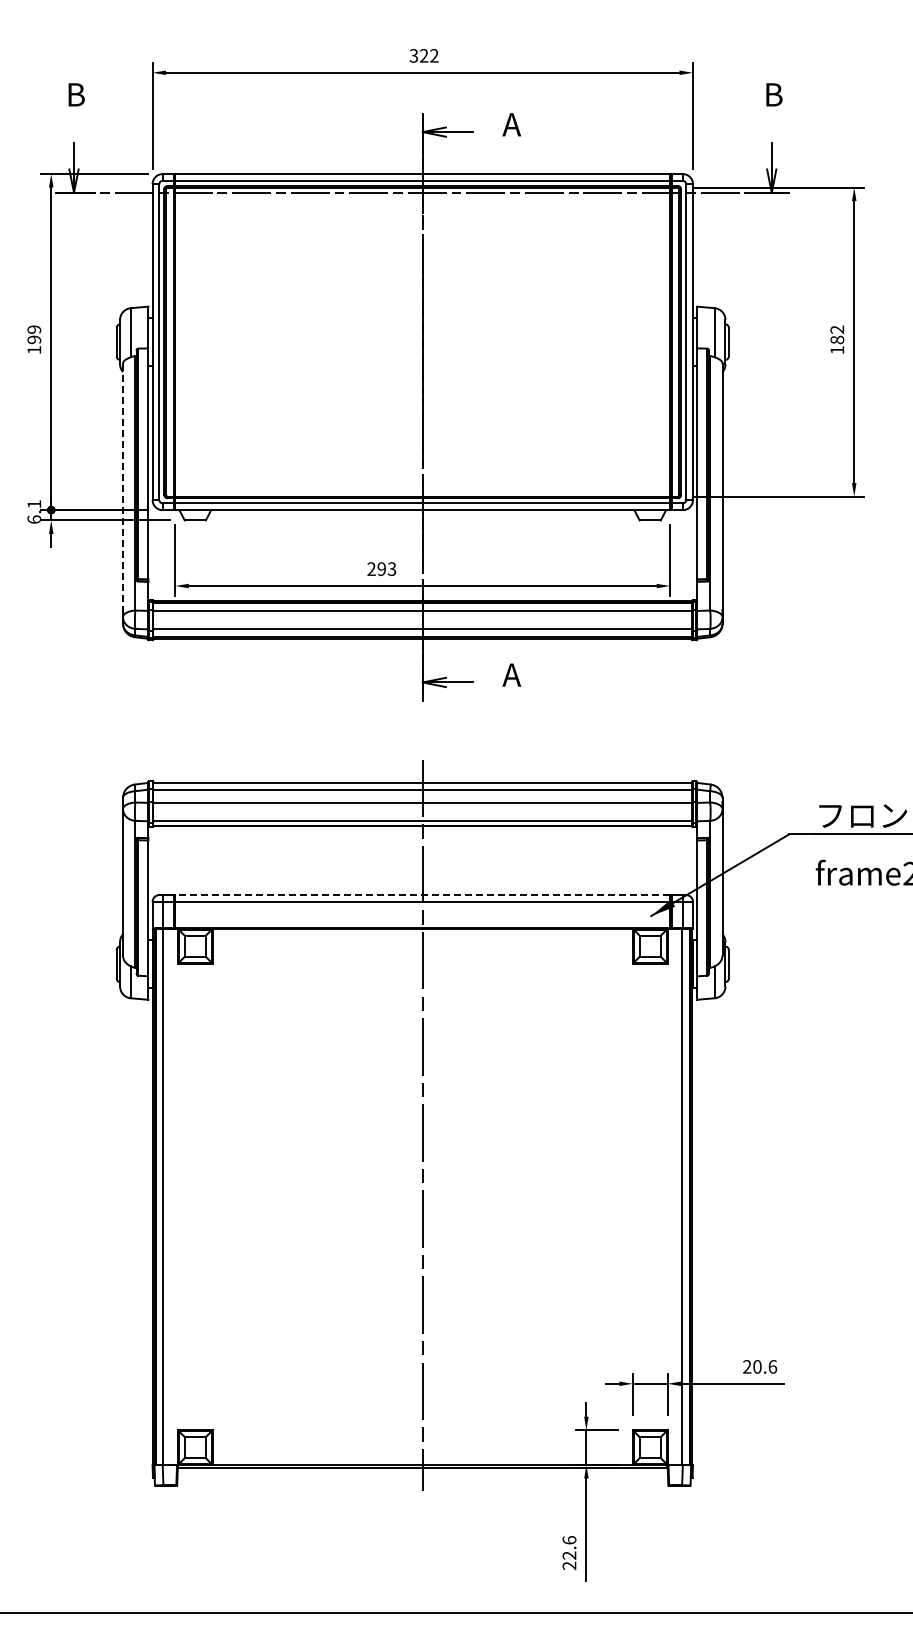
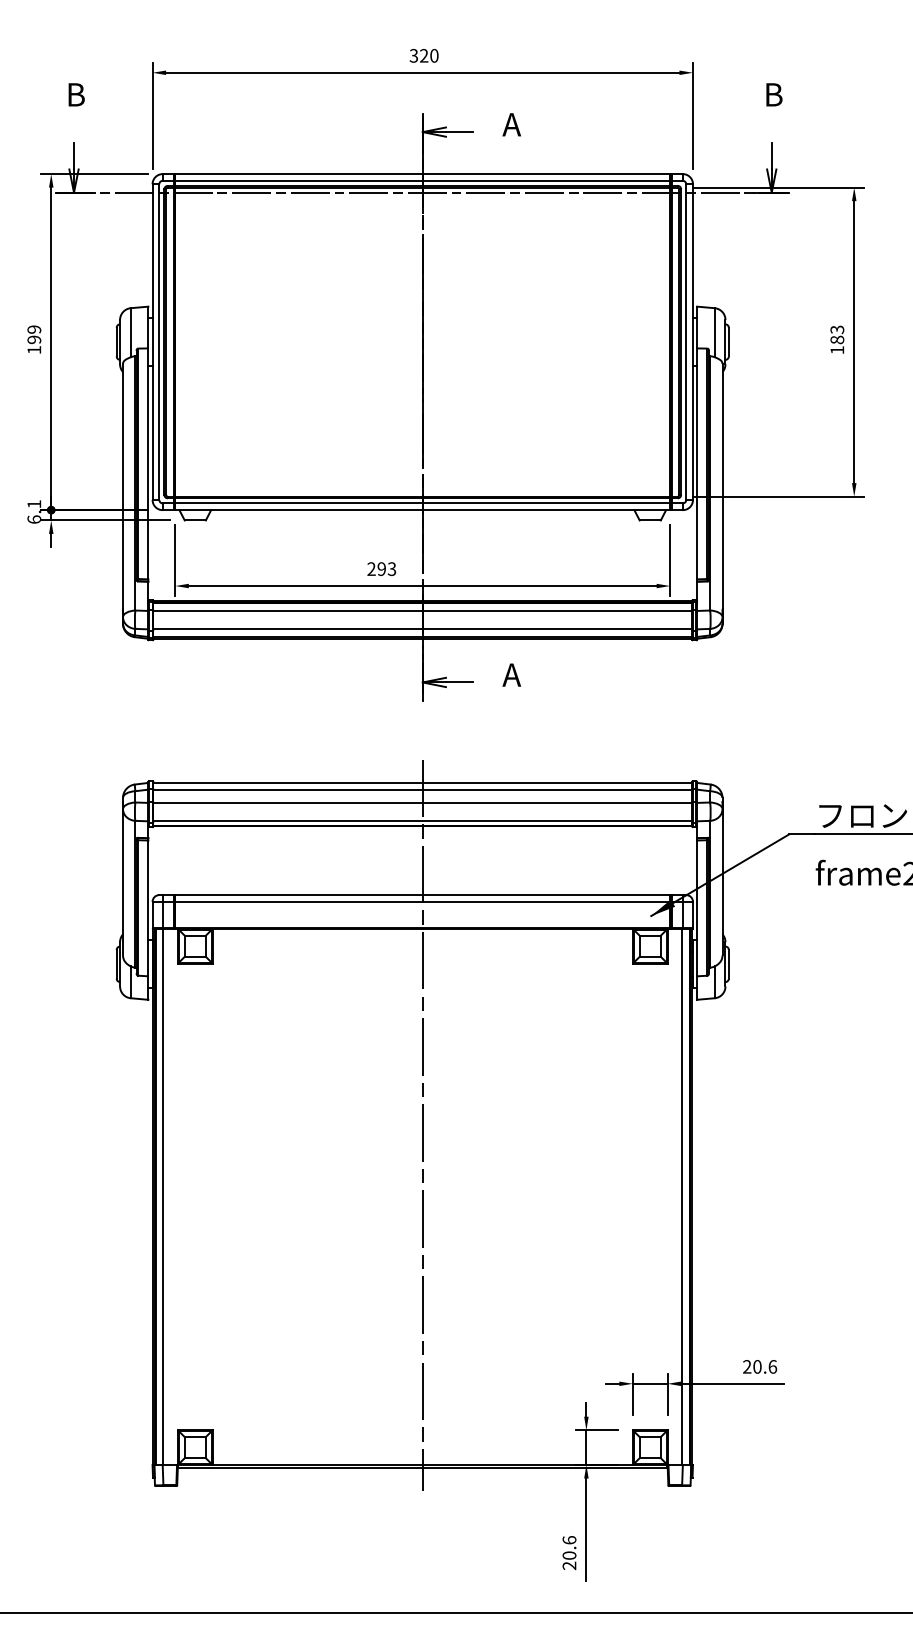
text: 322 -> 320 (434, 55)
text: 182 -> 183 (837, 329)
line: dashed -> solid (123, 487)
line: dashed -> solid (422, 895)
text: 22.6 -> 20.6 (569, 1555)
